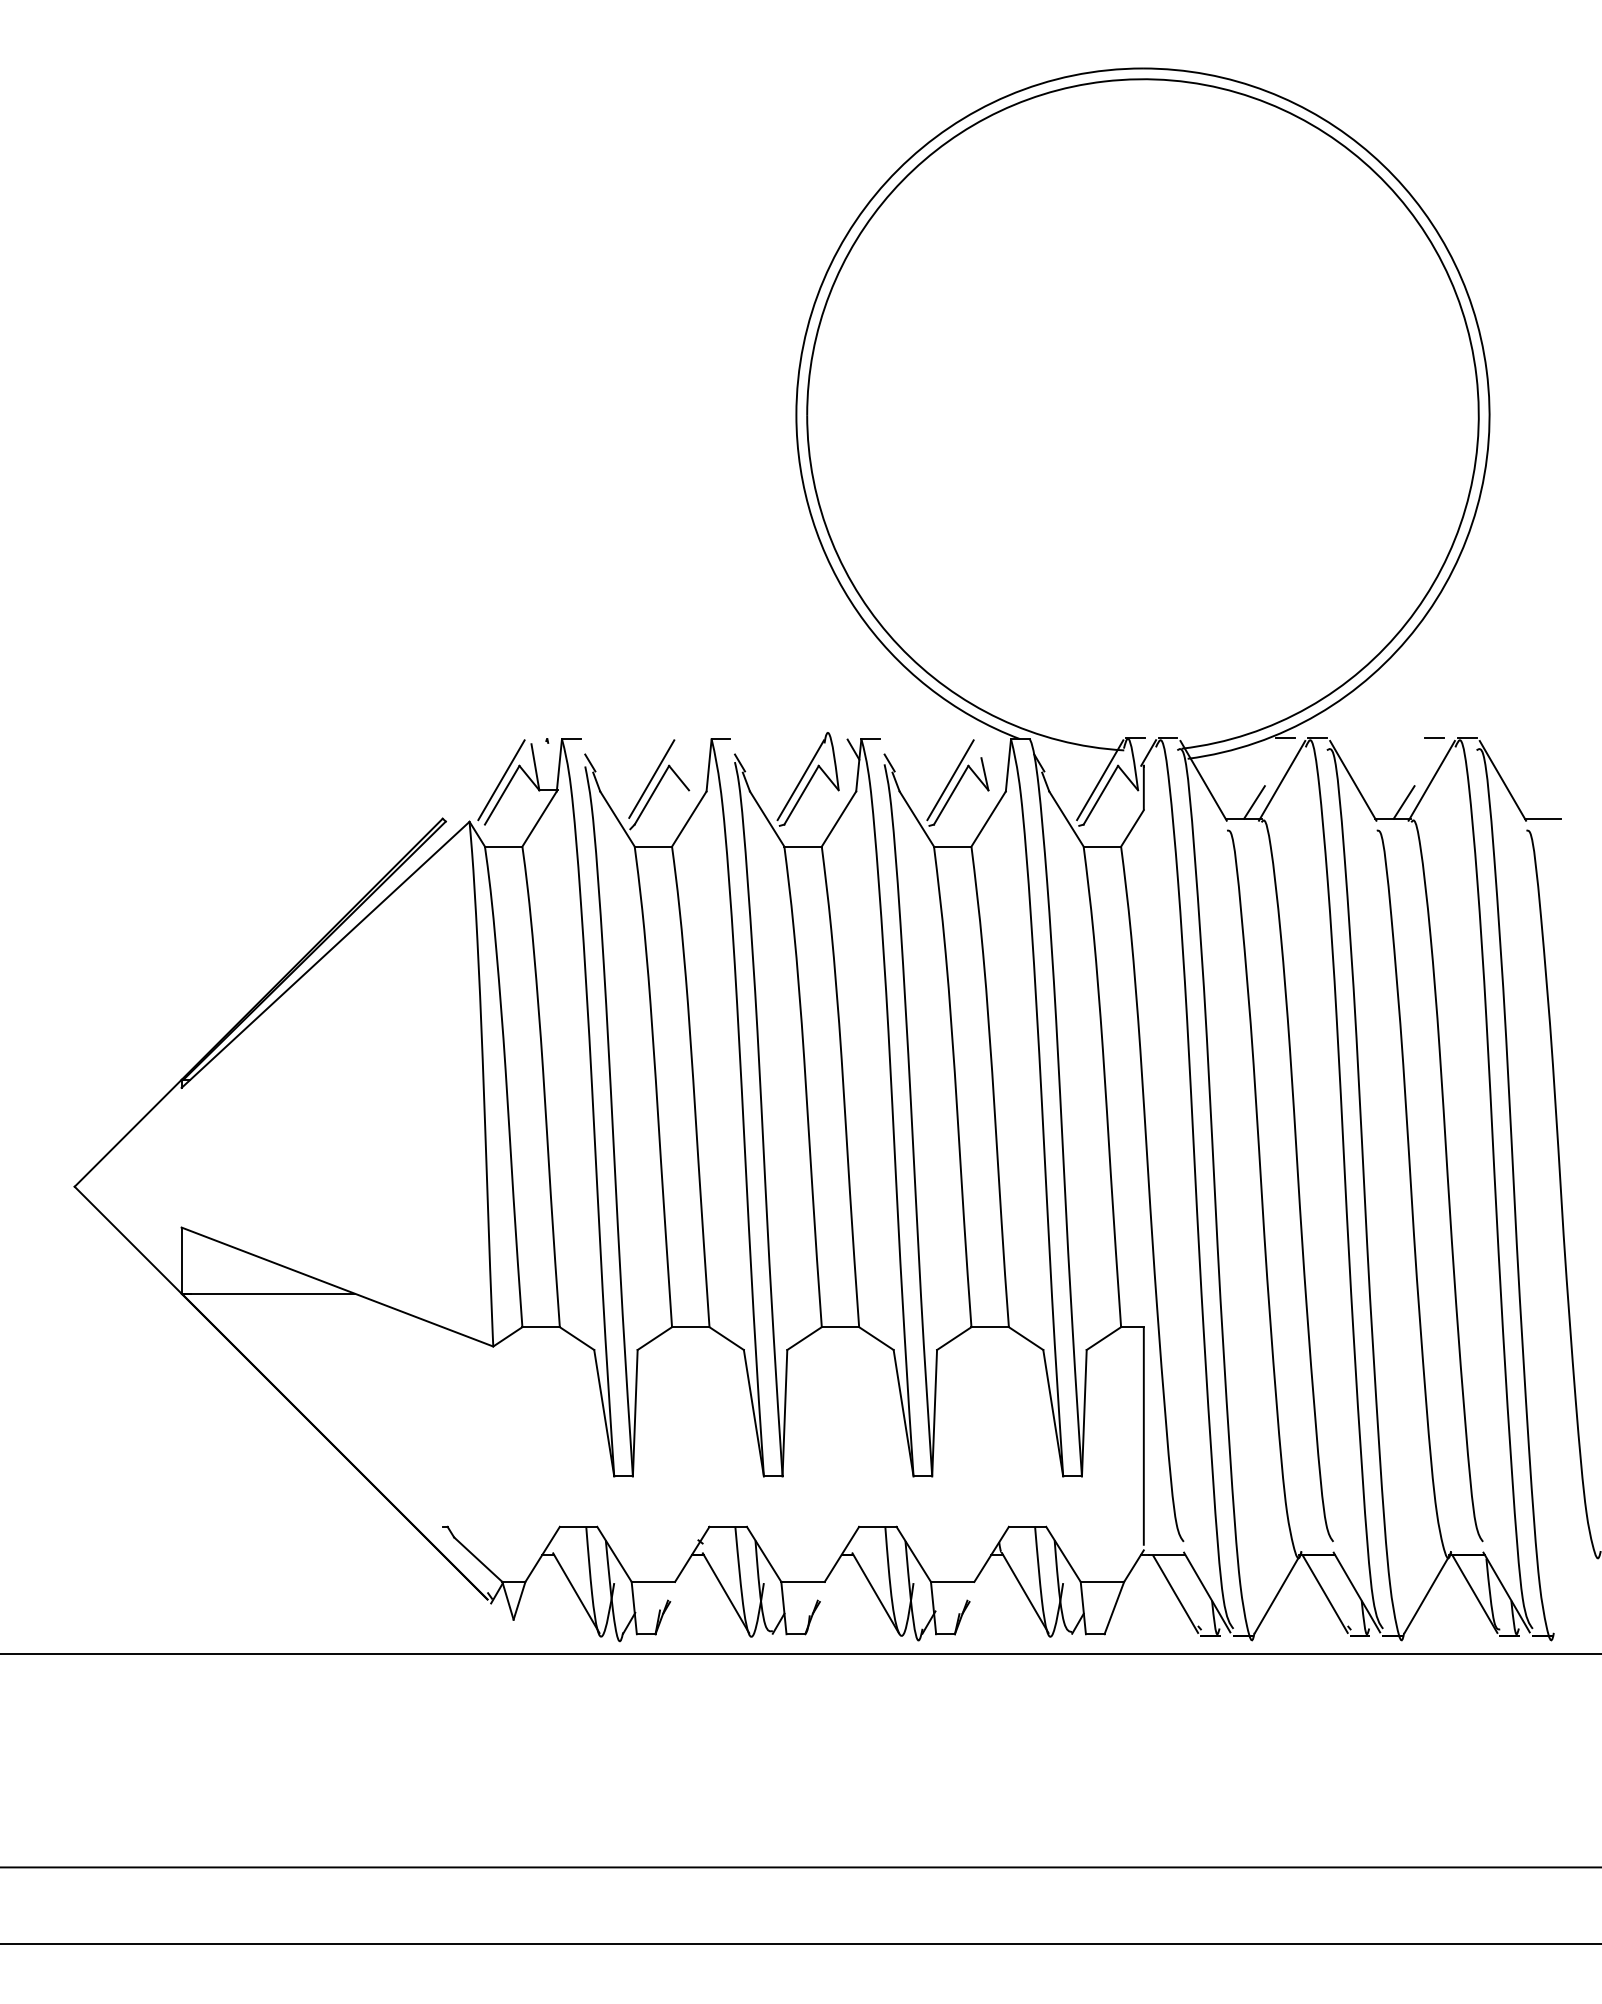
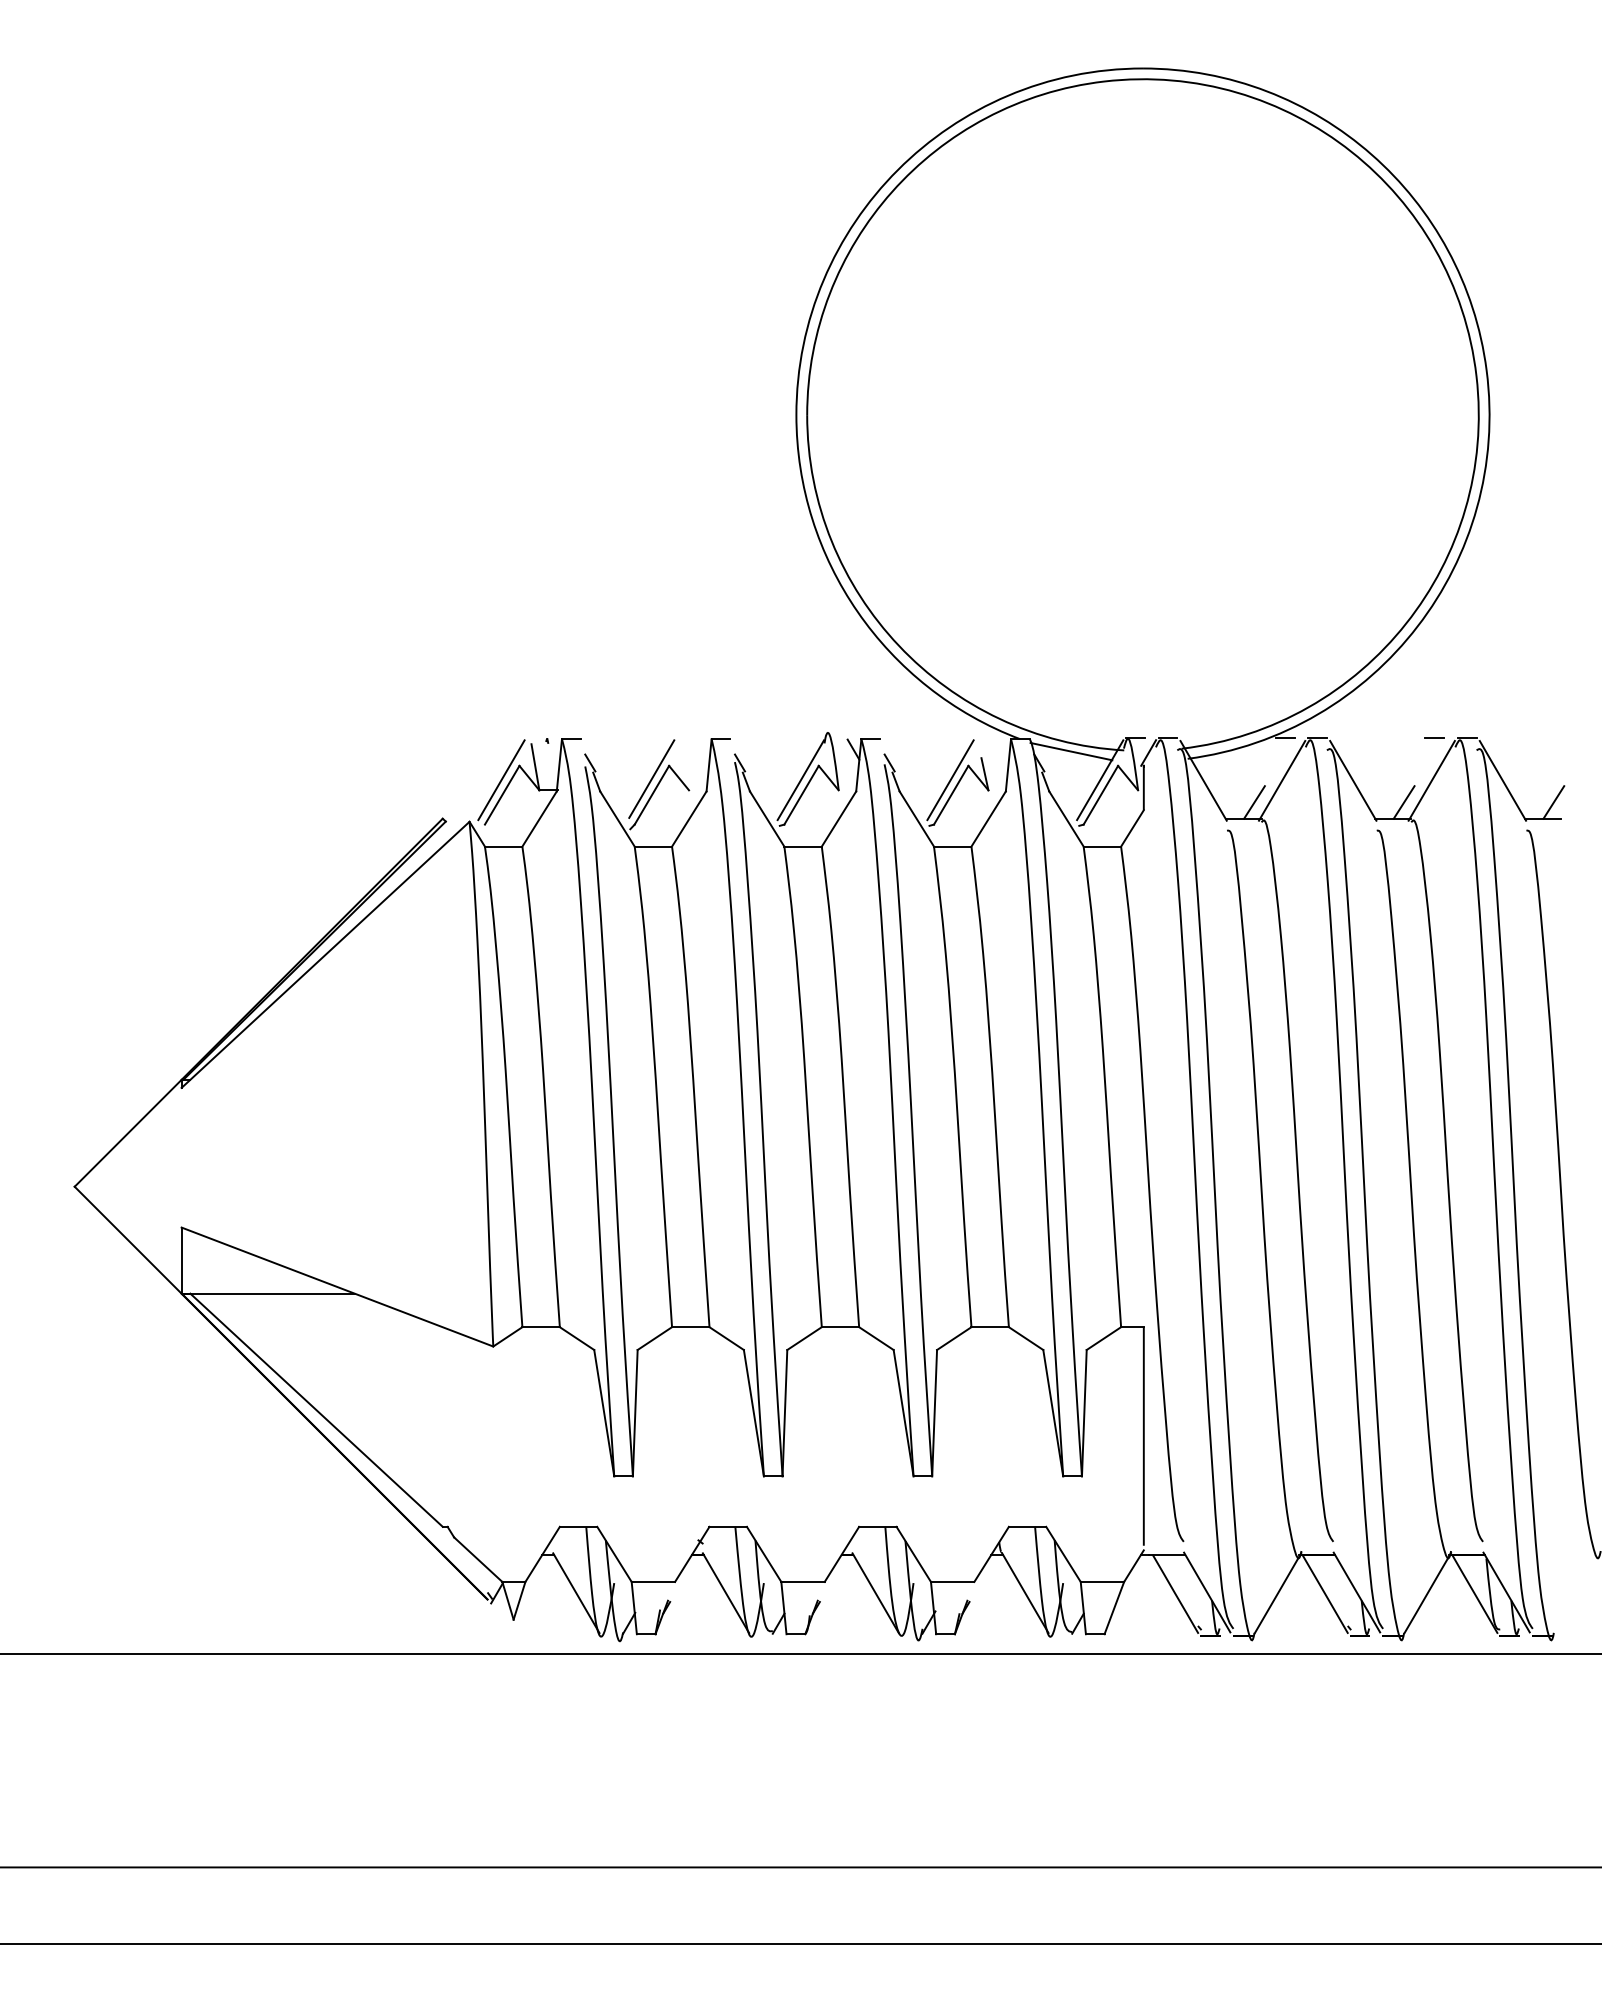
line: none -> present (1071, 751)
line: none -> present (1553, 802)
line: none -> present (316, 1409)
